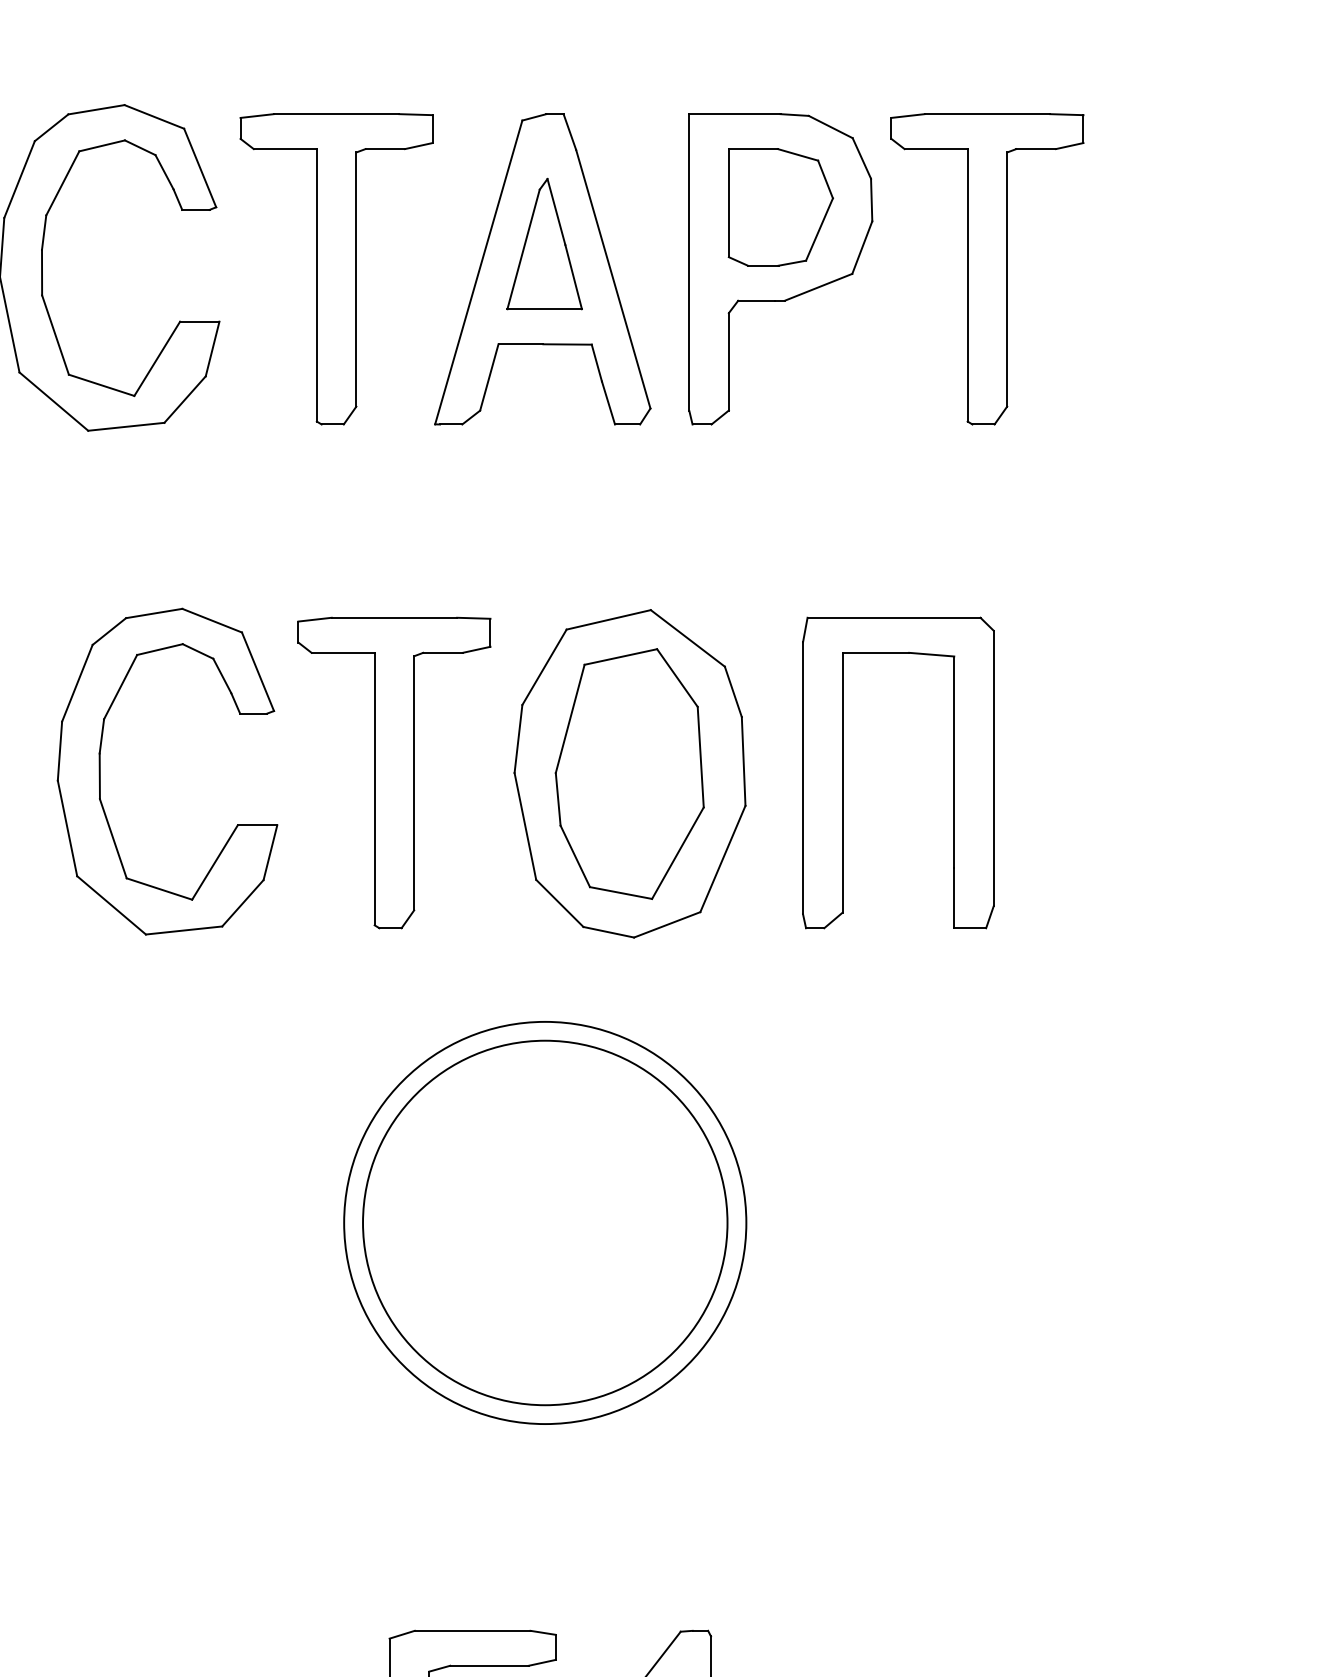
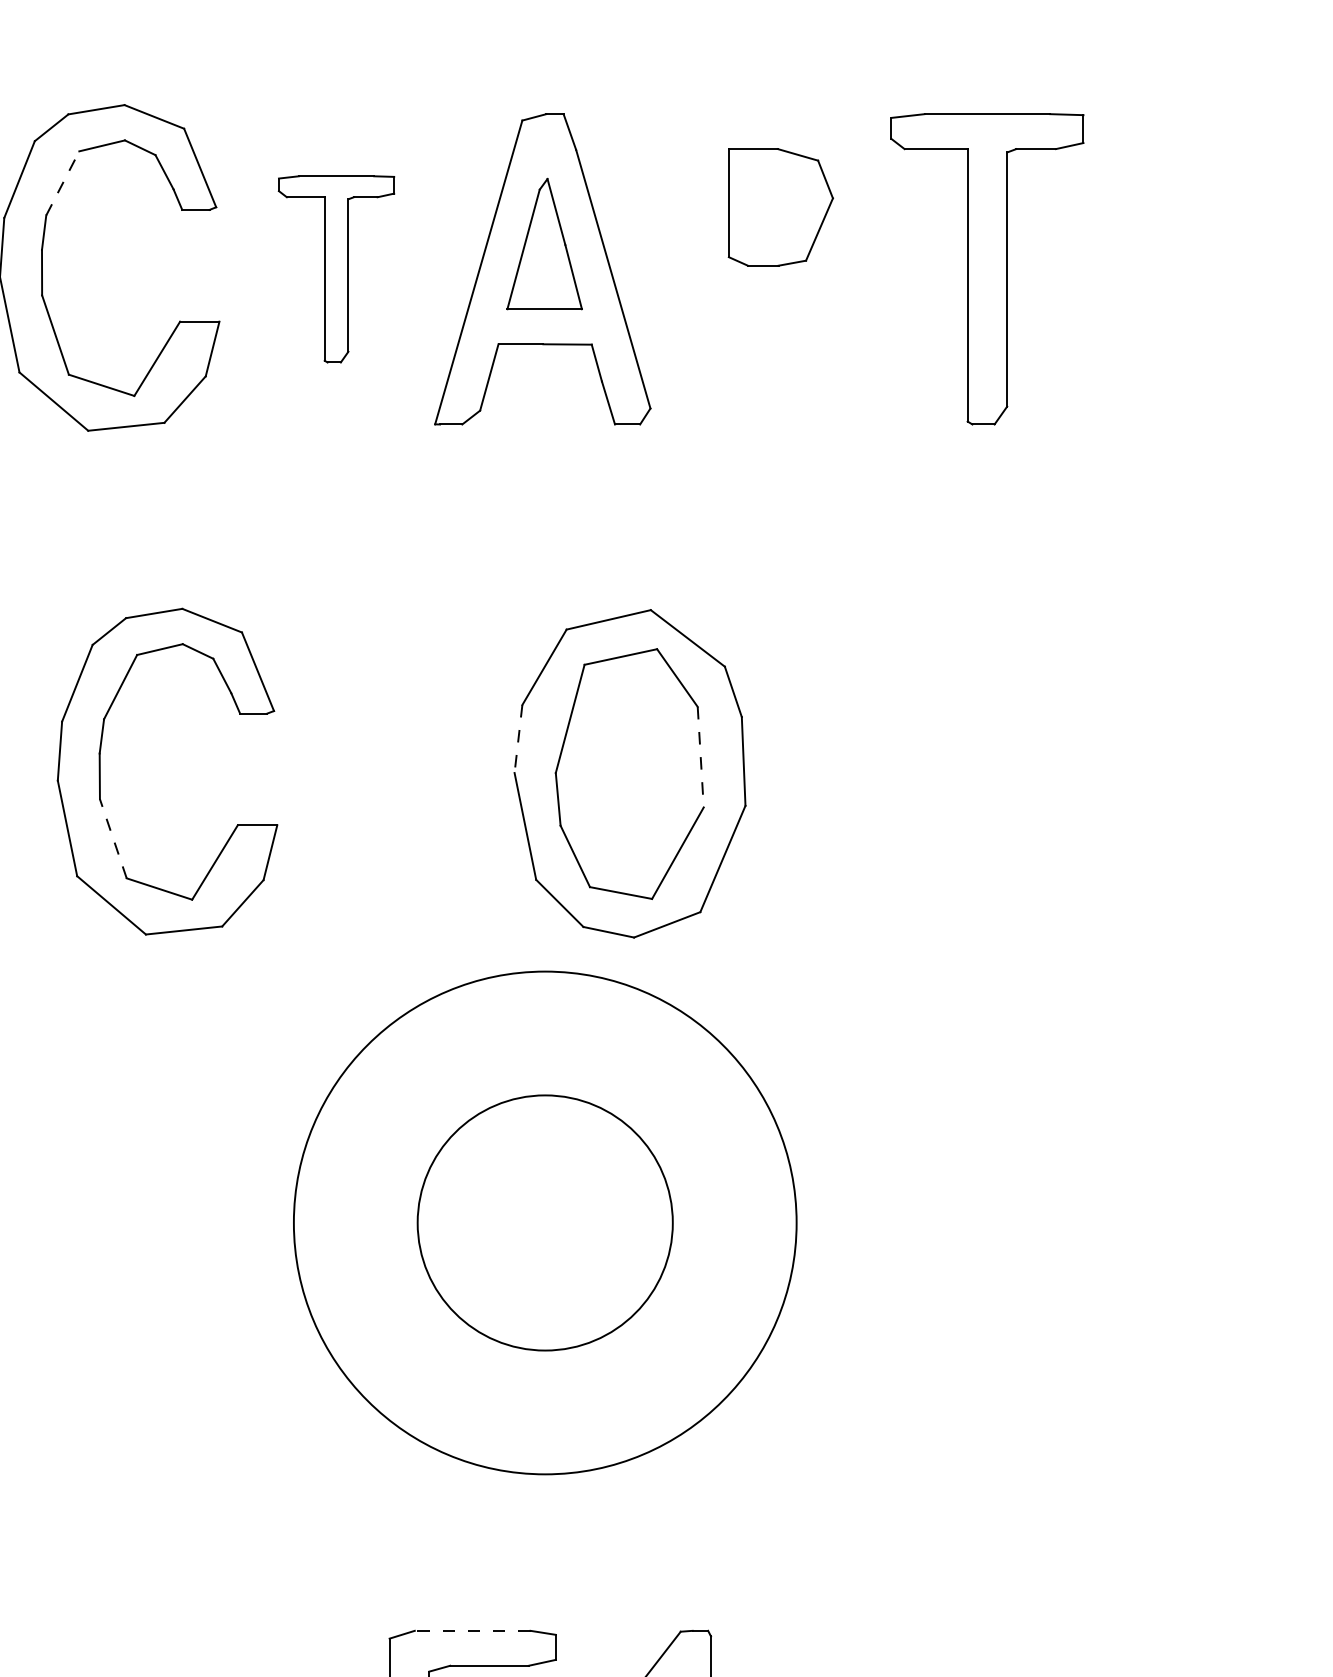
line: solid -> dashed (63, 182)
part size: 195x313 px -> 119x189 px (336, 269)
part: present -> none (780, 269)
line: solid -> dashed (518, 739)
line: solid -> dashed (700, 757)
part: present -> none (394, 772)
part: present -> none (843, 772)
line: solid -> dashed (113, 838)
circle diameter: 364 px -> 255 px (544, 1222)
circle diameter: 402 px -> 503 px (544, 1222)
line: solid -> dashed (472, 1630)
